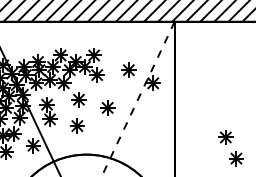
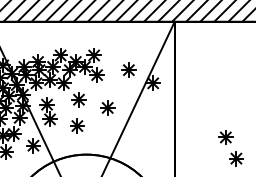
line: dashed -> solid (138, 99)
